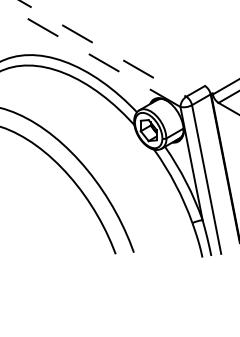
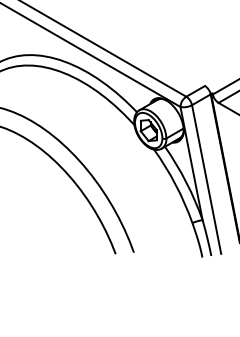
line: dashed -> solid (103, 48)
line: dashed -> solid (90, 55)
